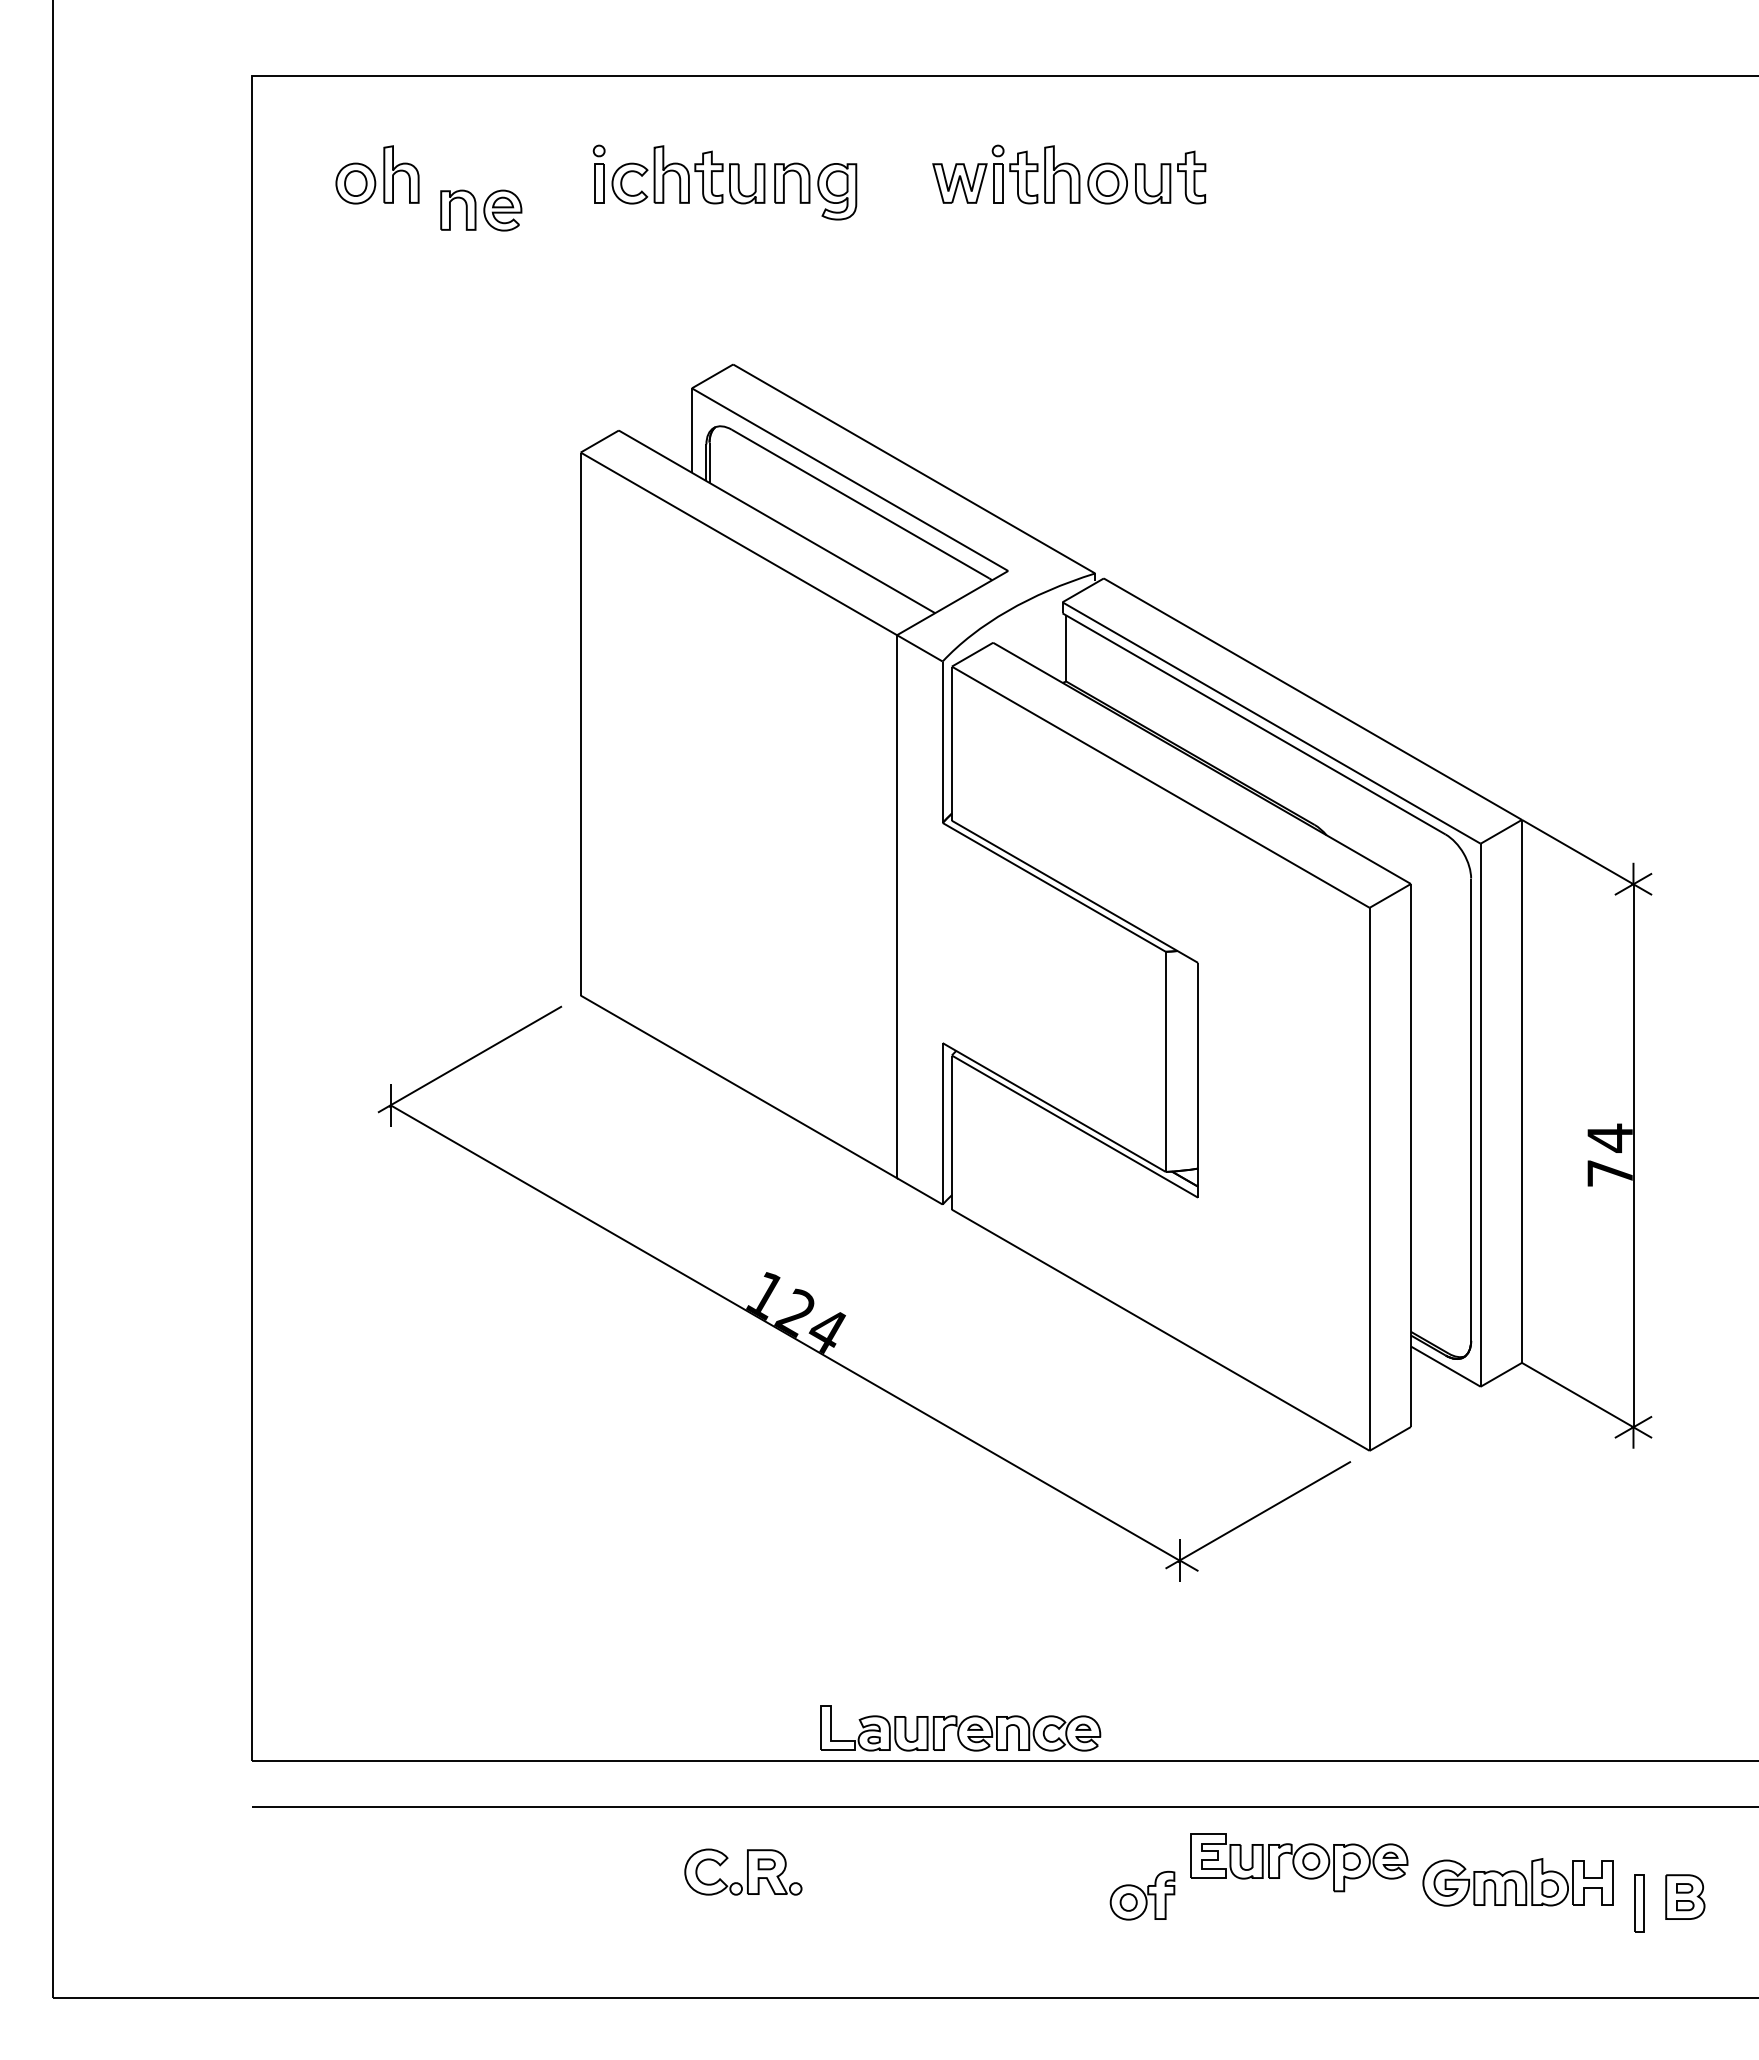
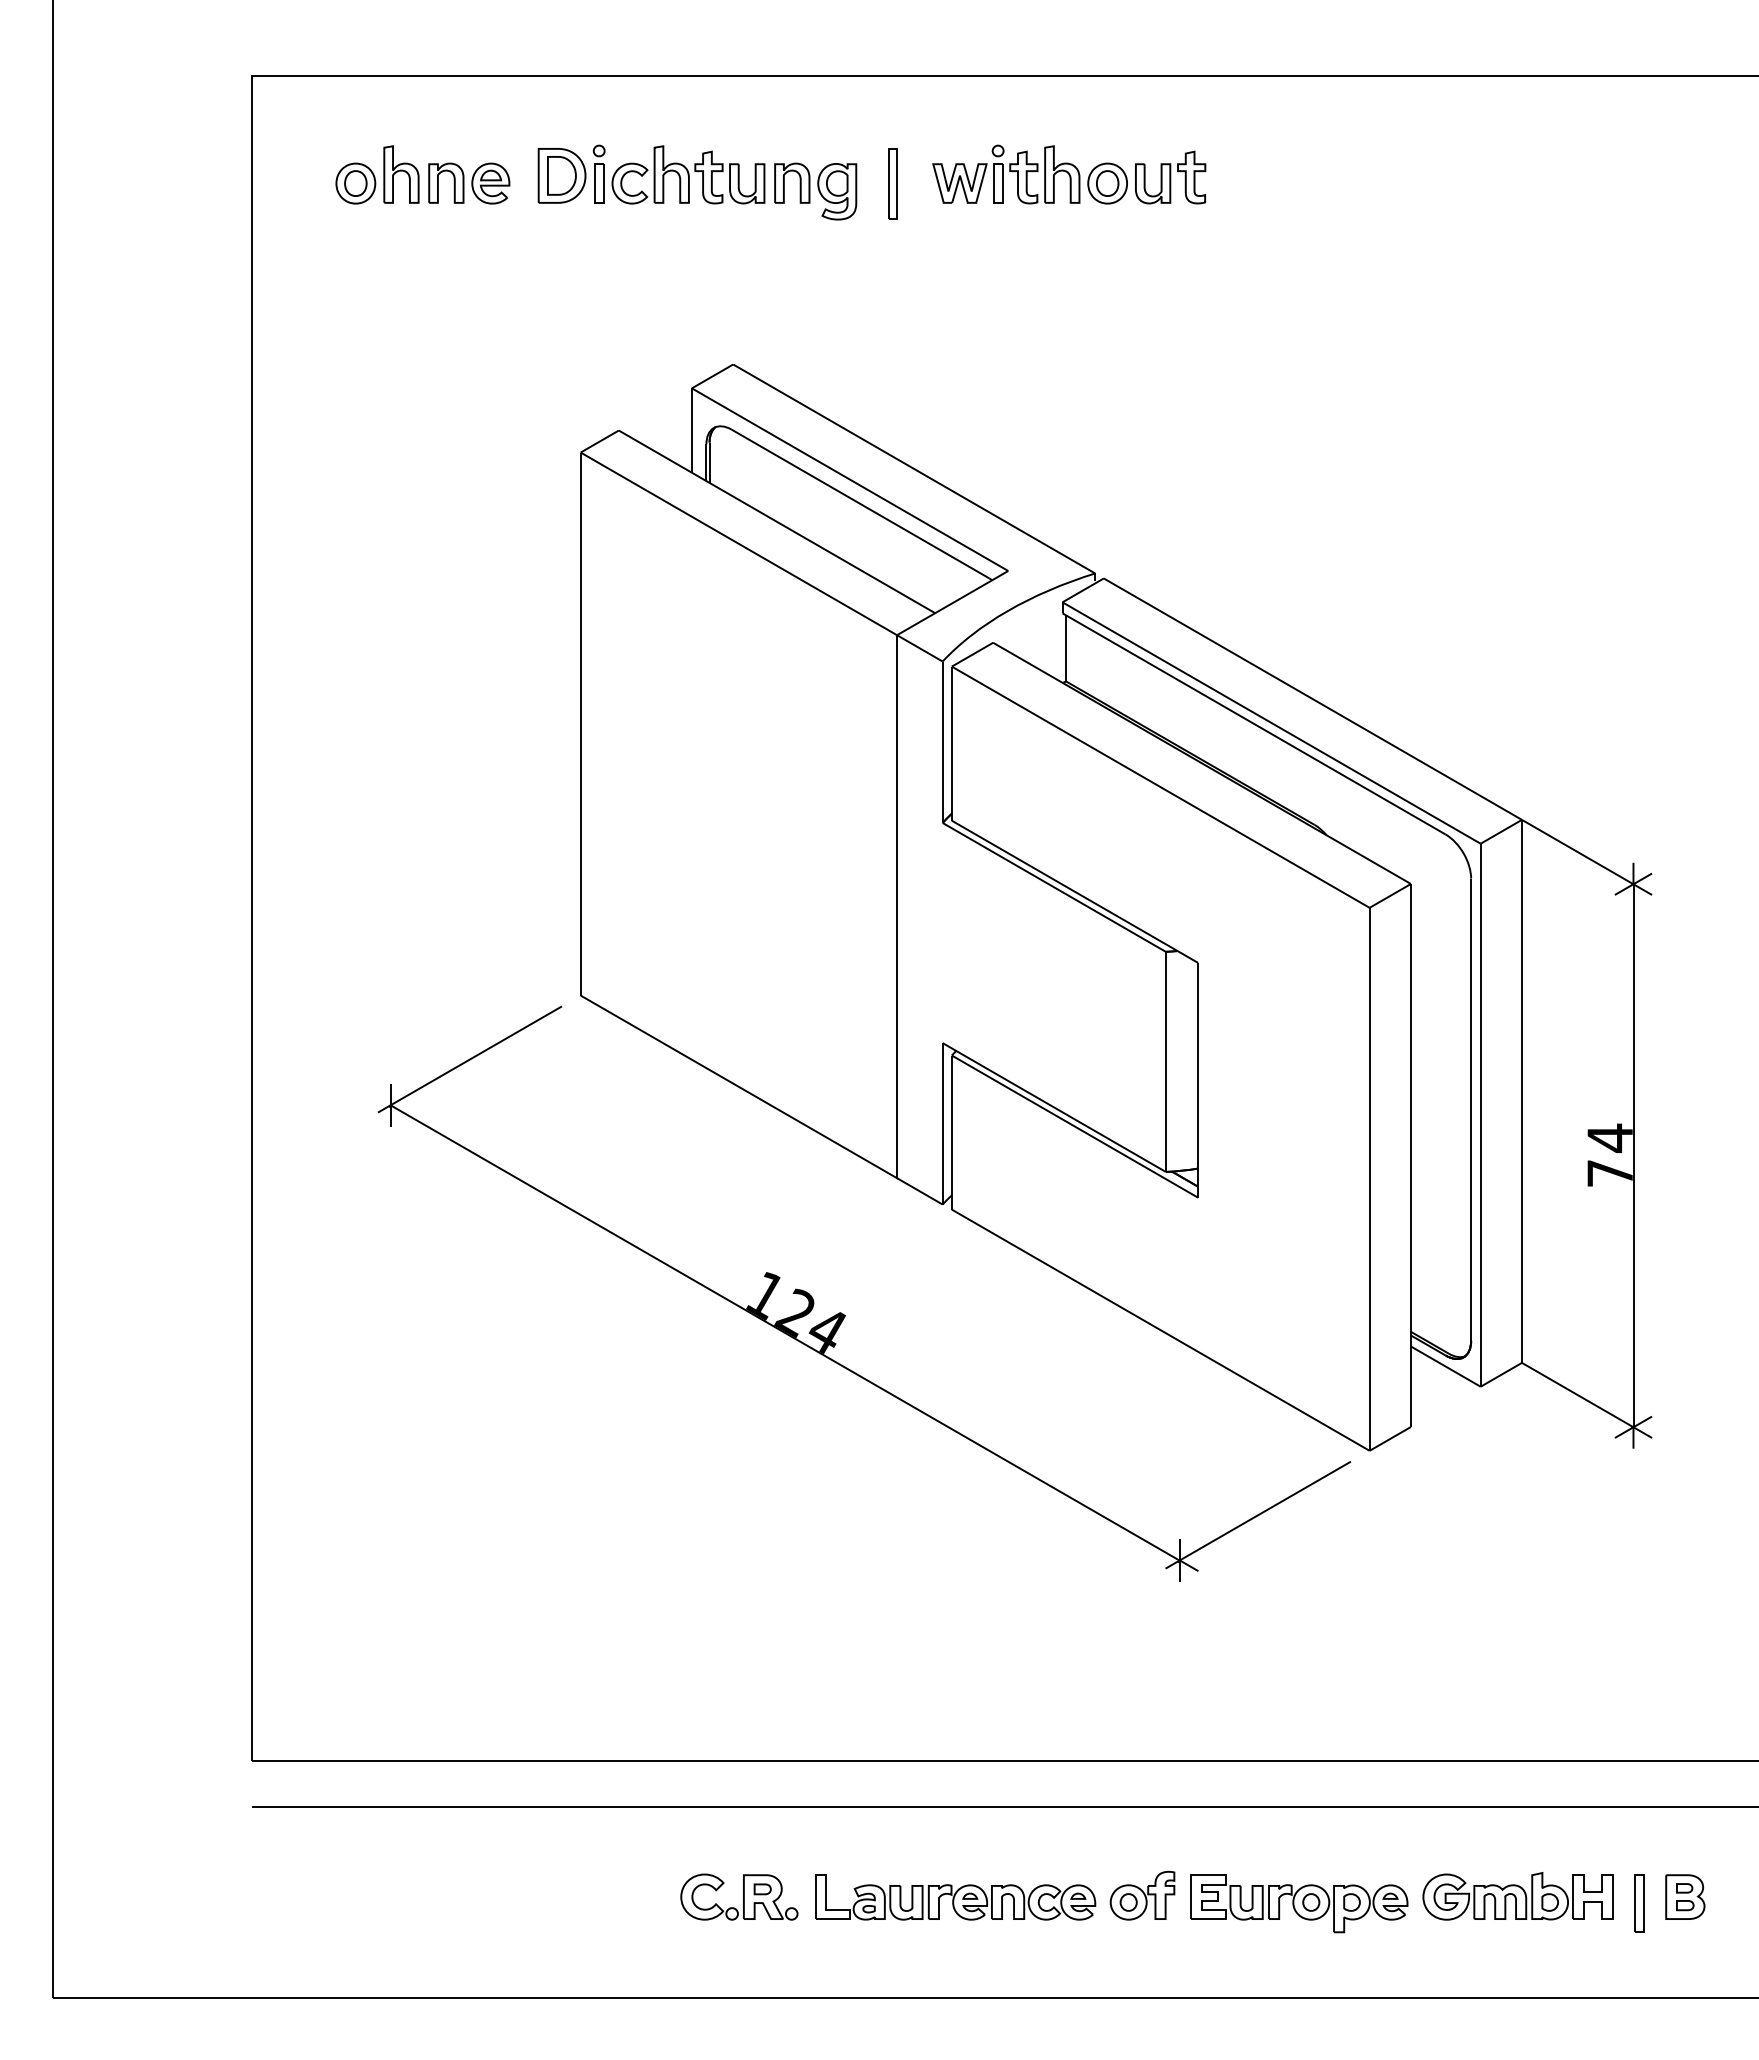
part: none -> present (561, 175)
part: none -> present (892, 183)
part position: (481, 210) -> (469, 183) (469, 183)
part position: (960, 1728) -> (955, 1897) (955, 1897)
part position: (1299, 1862) -> (1299, 1903) (1299, 1903)
part position: (743, 1871) -> (739, 1896) (739, 1896)
part position: (1517, 1882) -> (1517, 1896) (1517, 1896)
